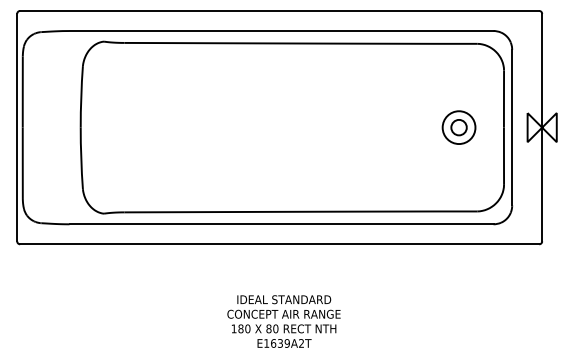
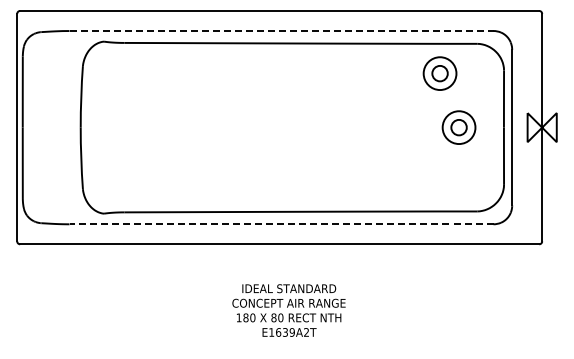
line: solid -> dashed (281, 31)
part: none -> present (439, 73)
line: solid -> dashed (281, 224)
text position: (283, 321) -> (288, 310) (288, 310)
